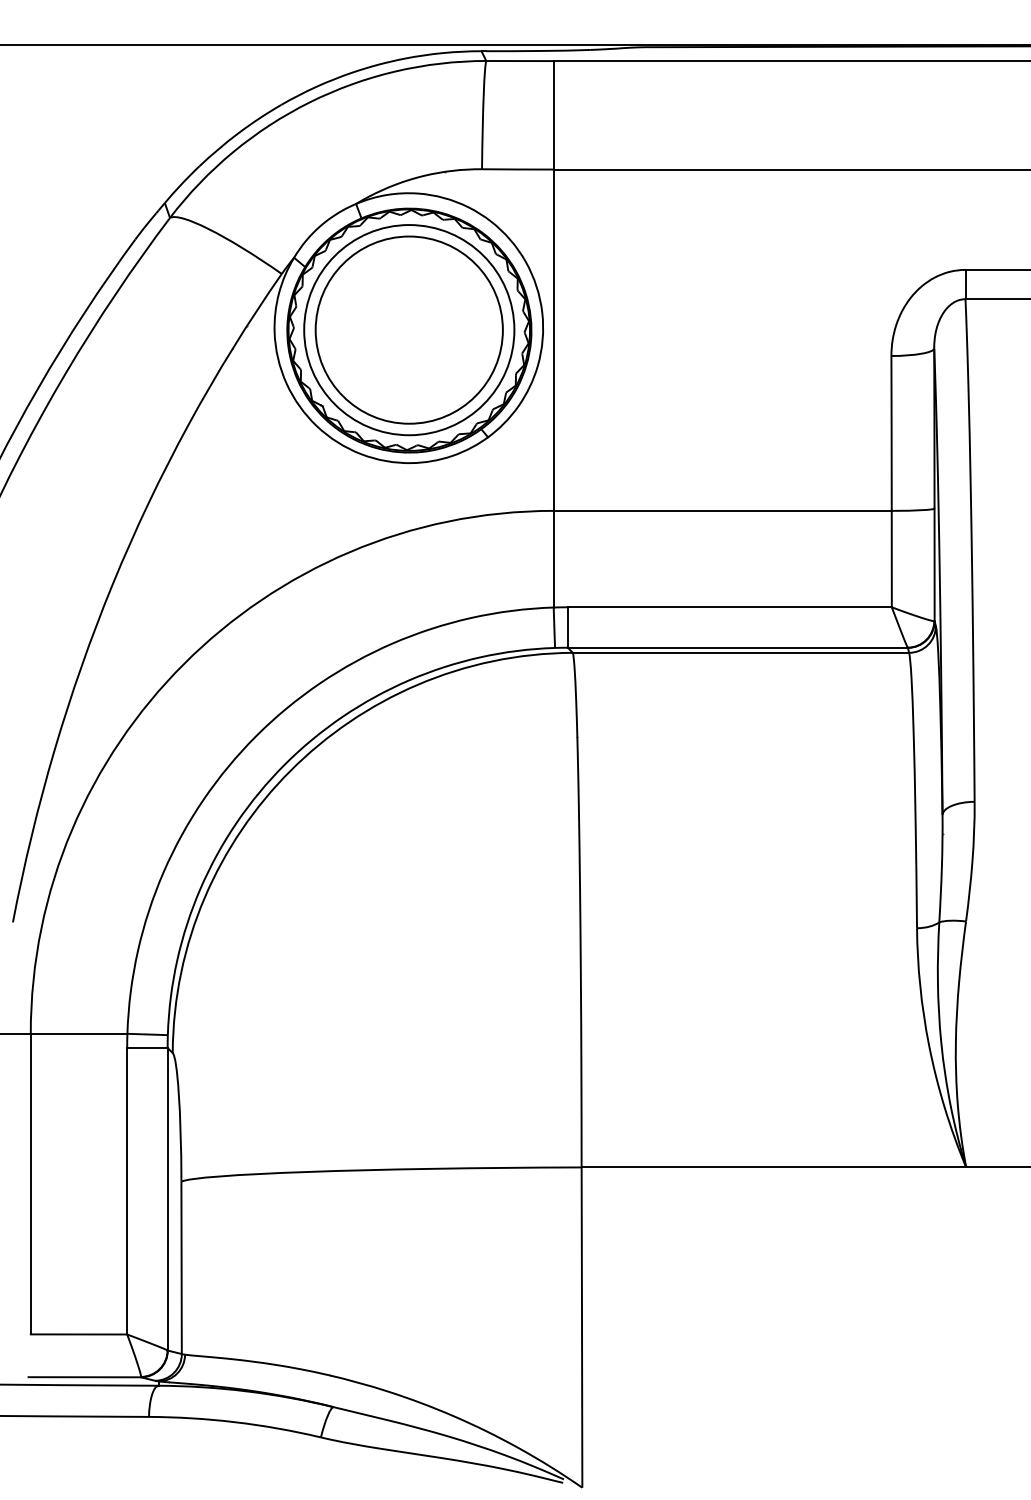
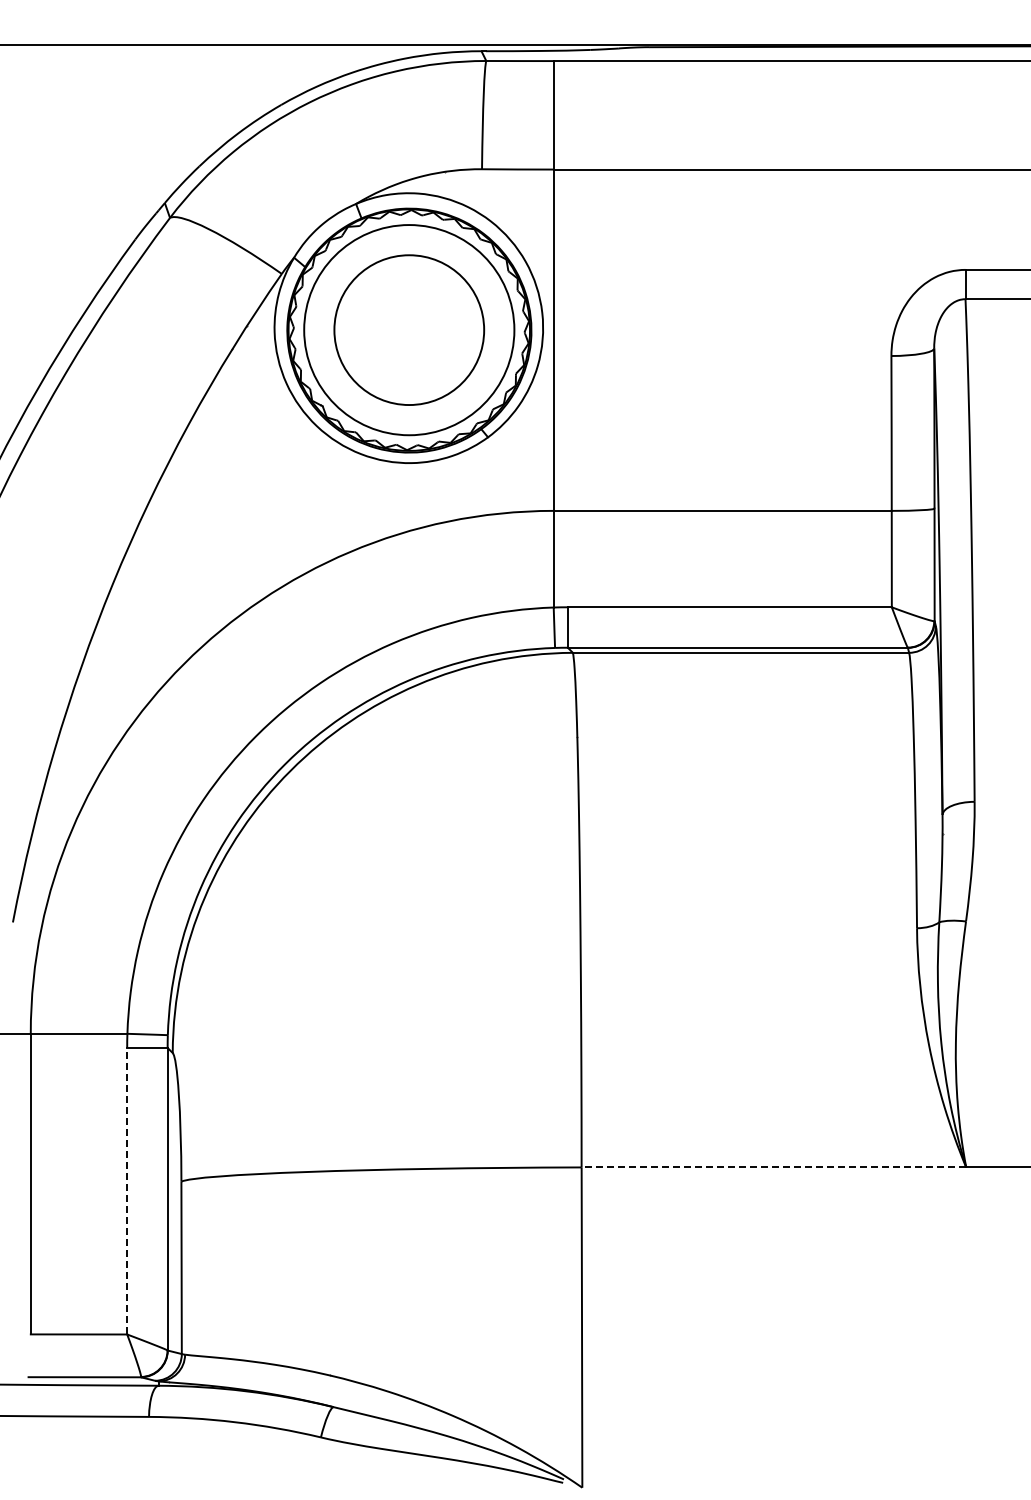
circle diameter: 187 px -> 150 px (409, 330)
line: solid -> dashed (773, 1167)
line: solid -> dashed (127, 1190)
